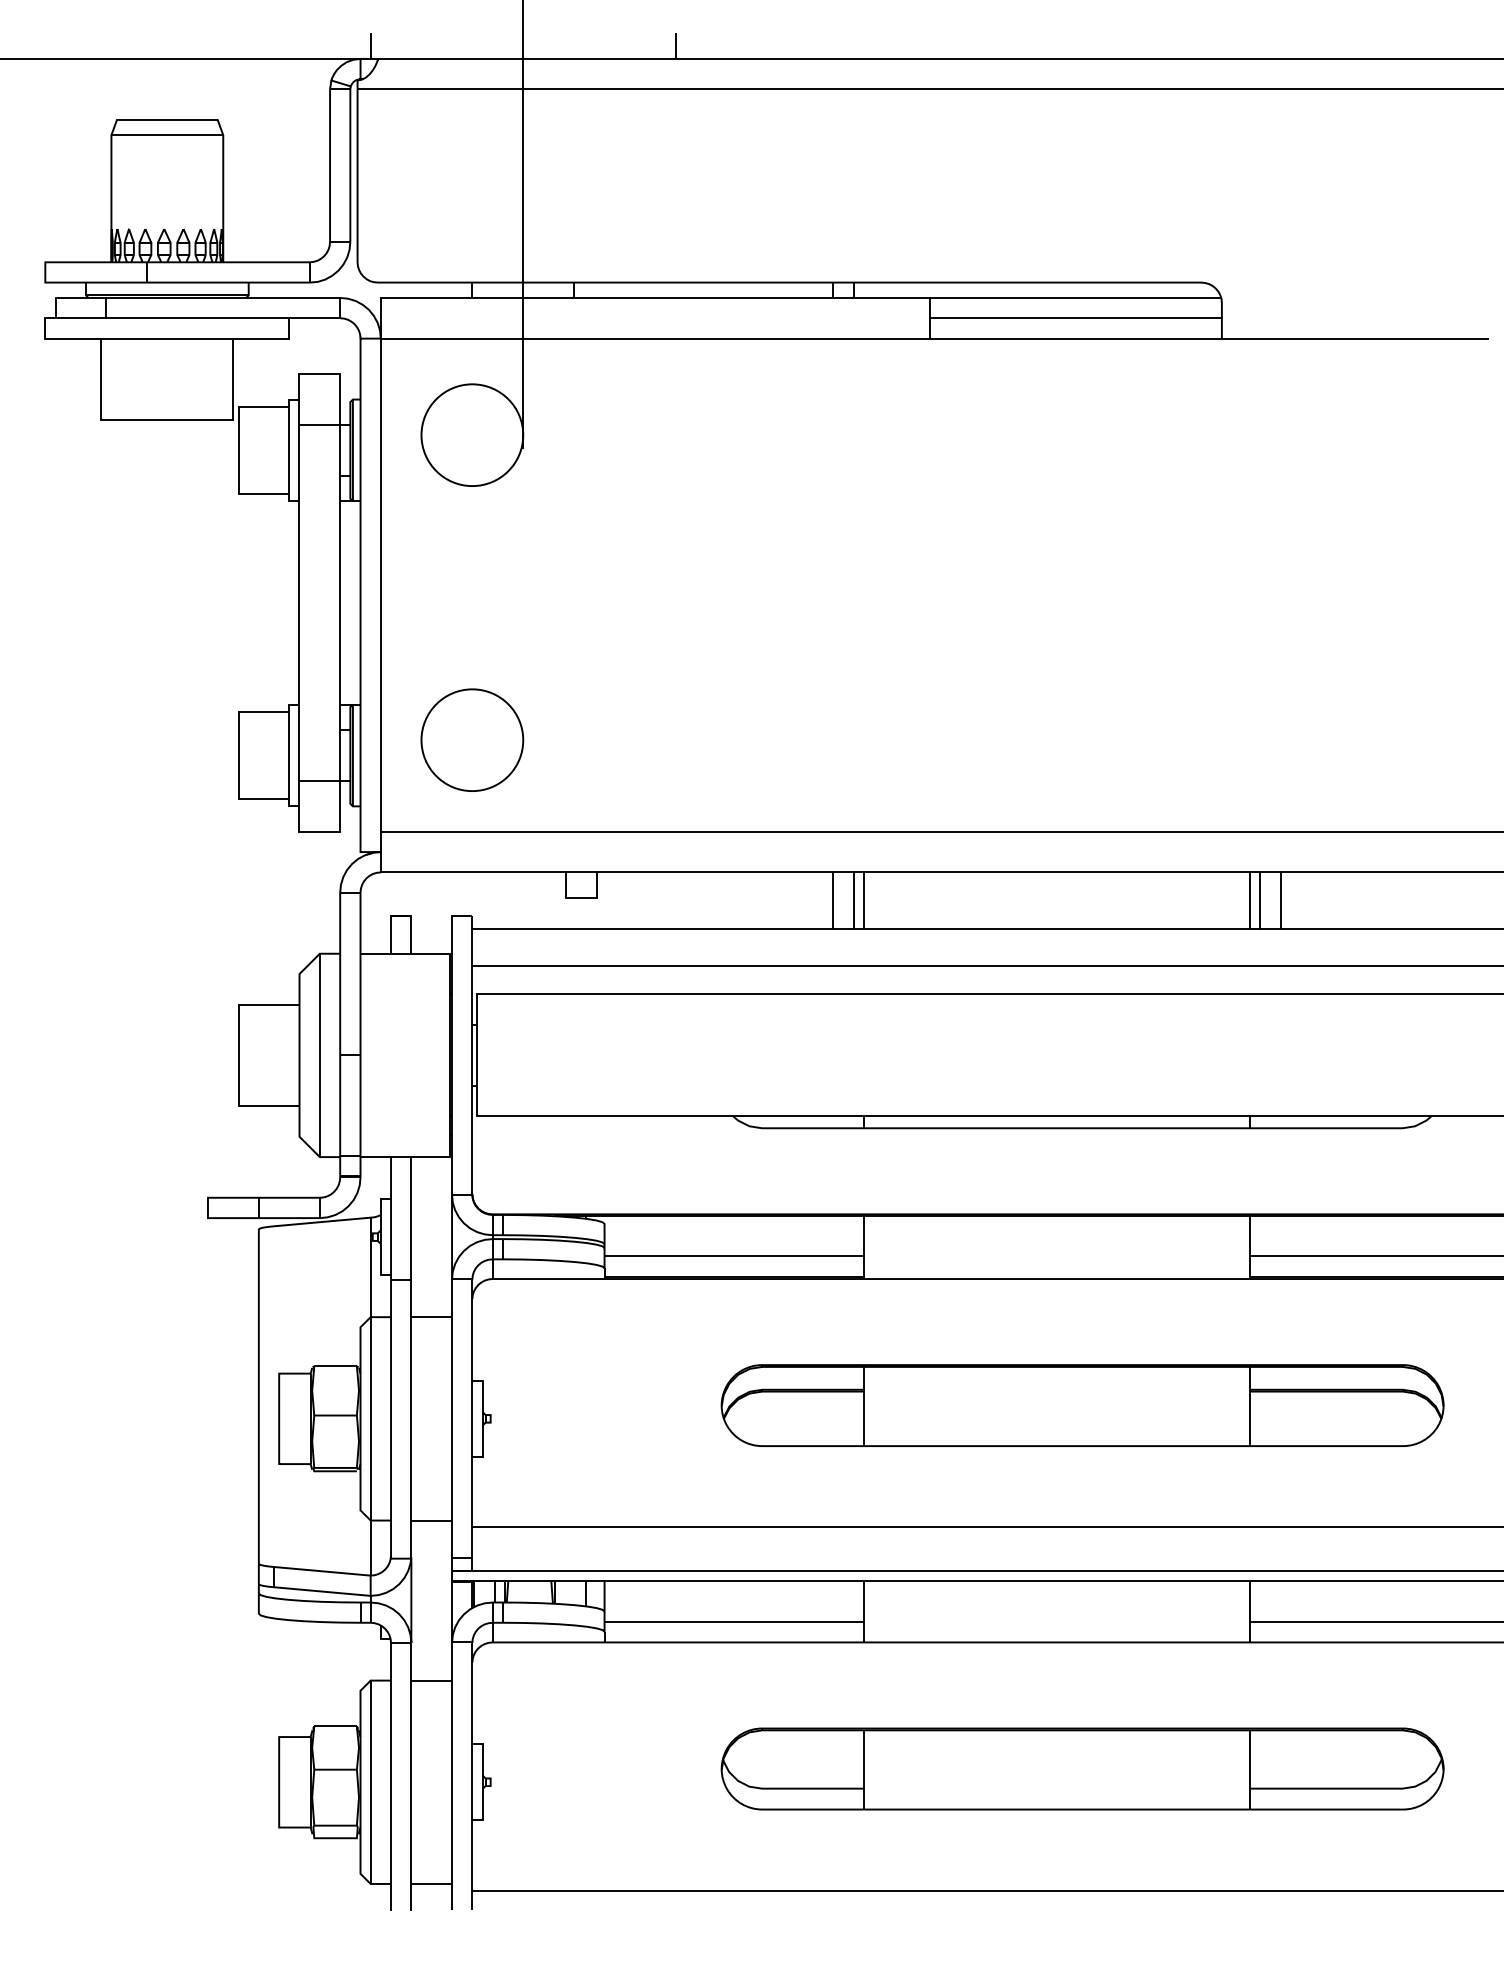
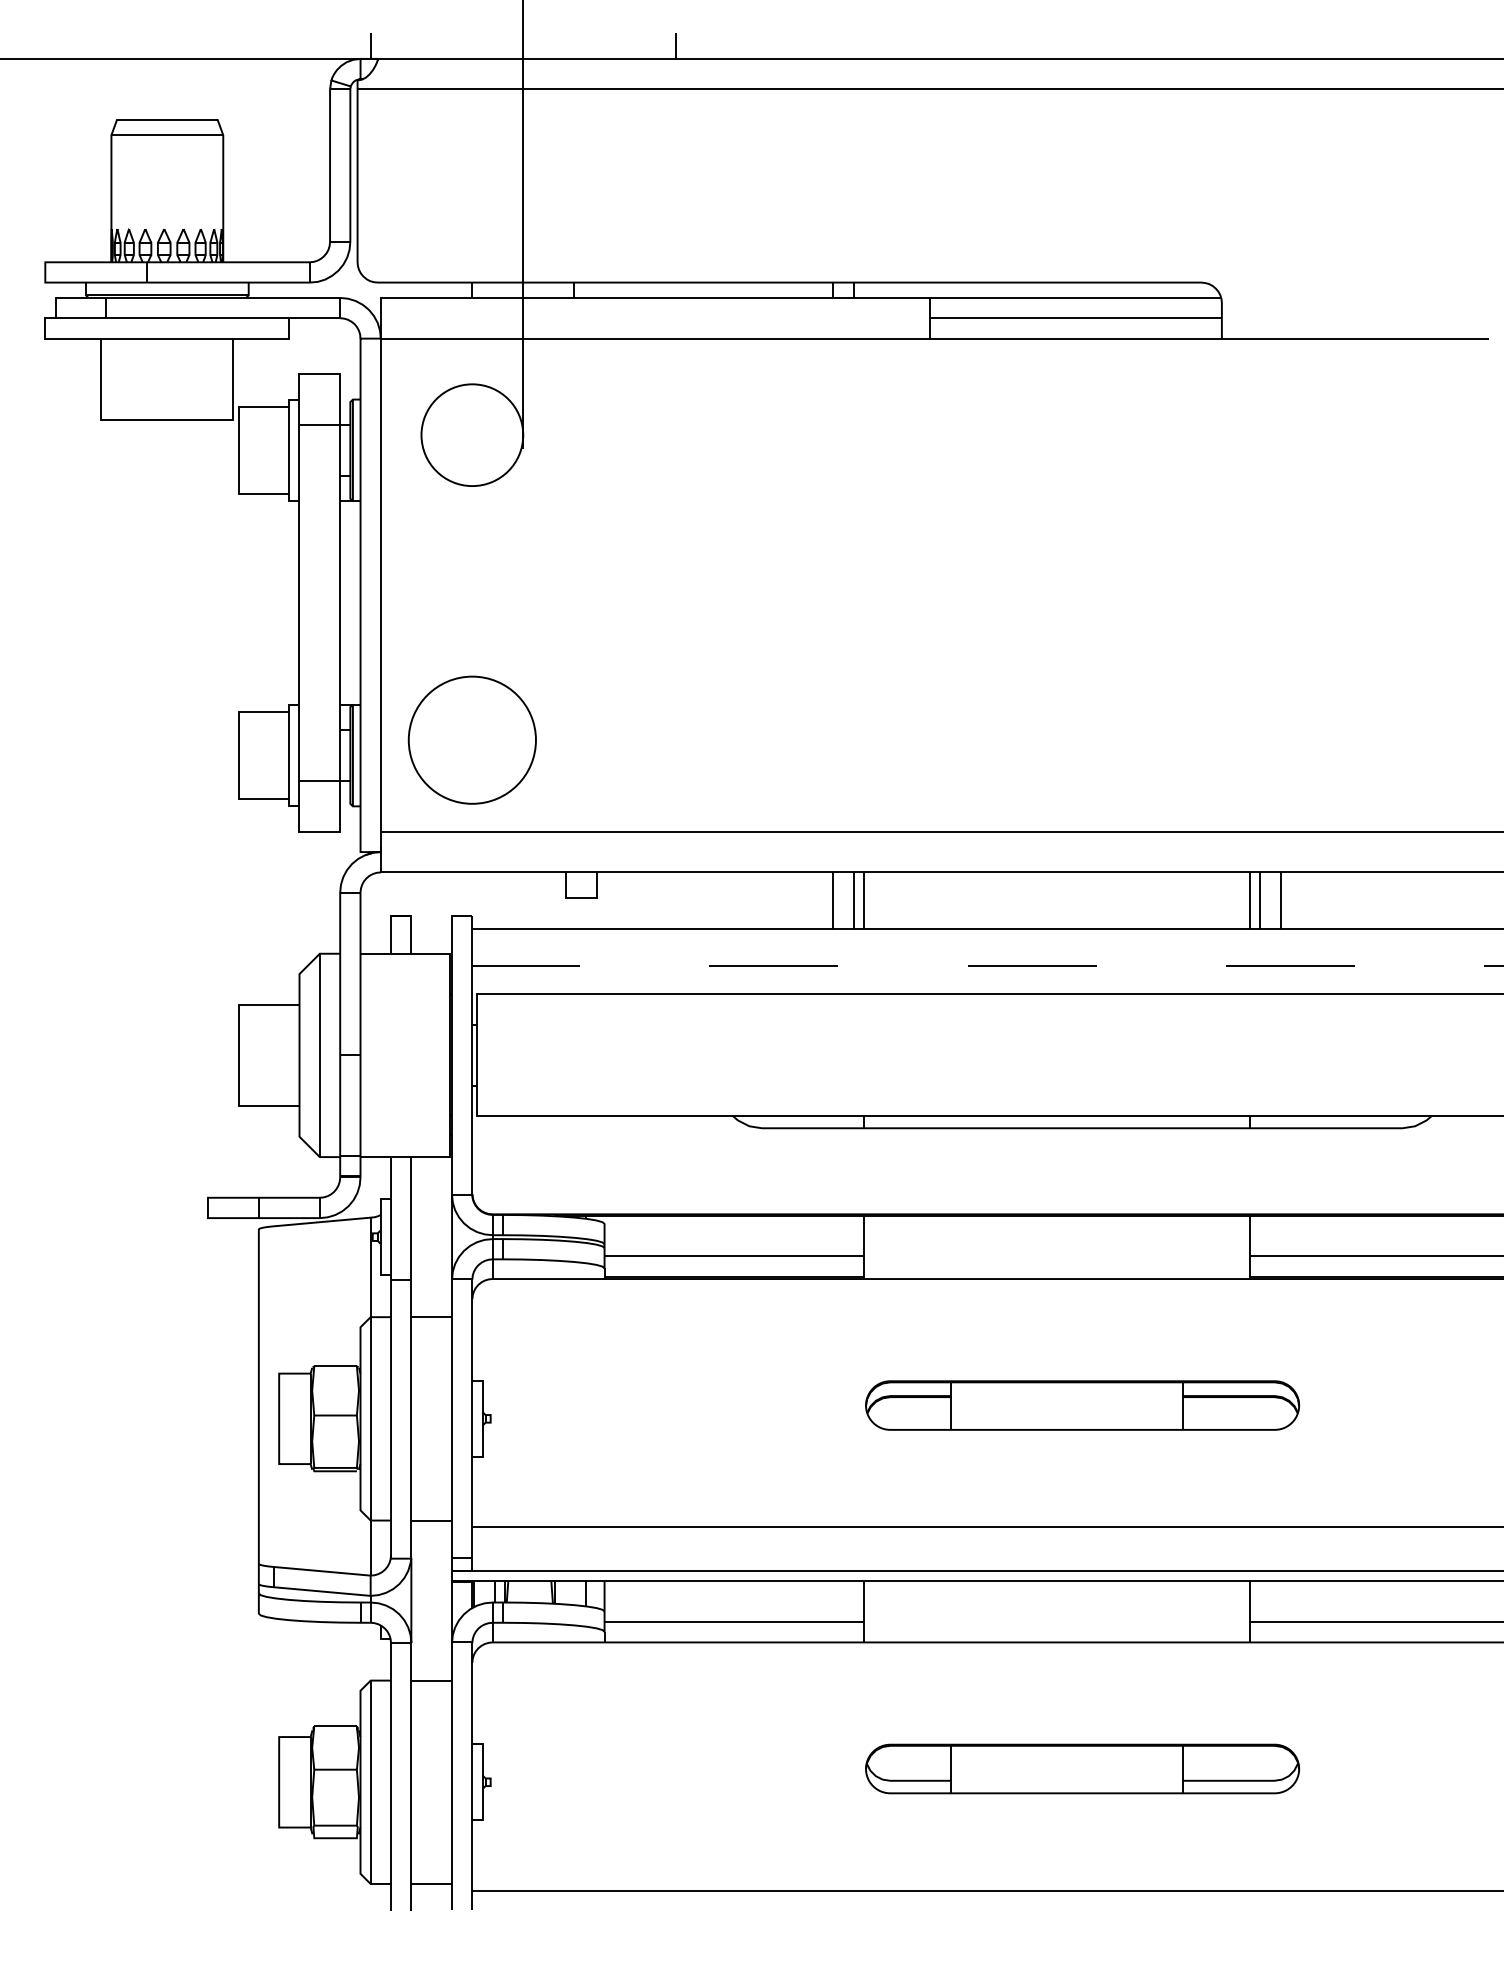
circle diameter: 102 px -> 127 px (471, 739)
line: solid -> dashed (987, 966)
part size: 725x83 px -> 436x51 px (1082, 1405)
part size: 725x84 px -> 436x52 px (1082, 1768)
